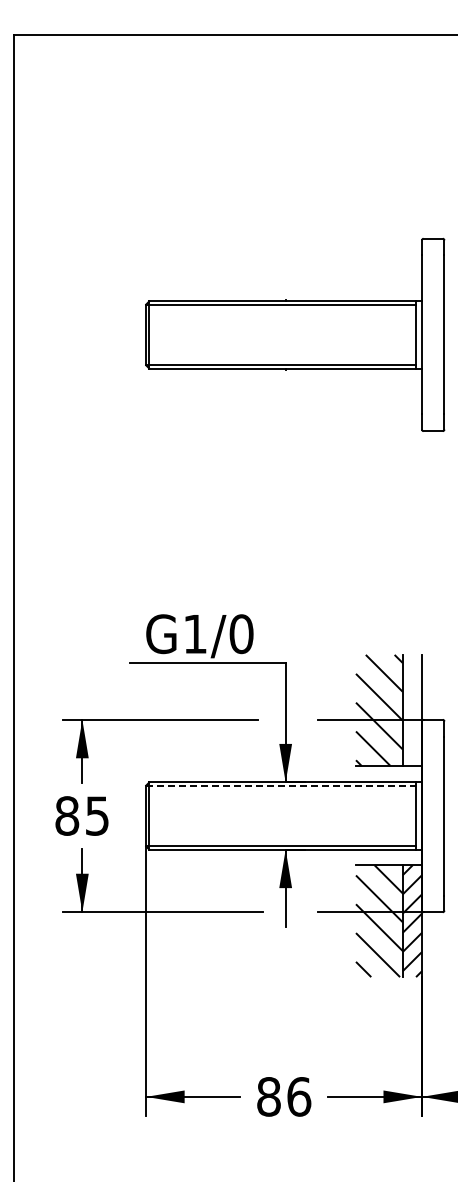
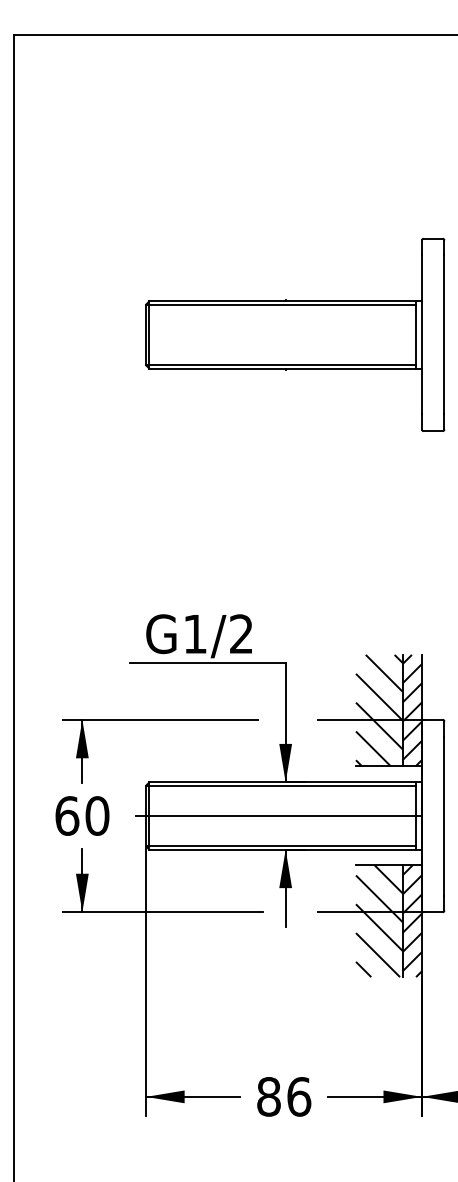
text: G1/0 -> G1/2 (241, 634)
hatch: none -> present (411, 709)
line: dashed -> solid (280, 786)
text: 85 -> 60 (82, 815)
line: none -> present (278, 816)
